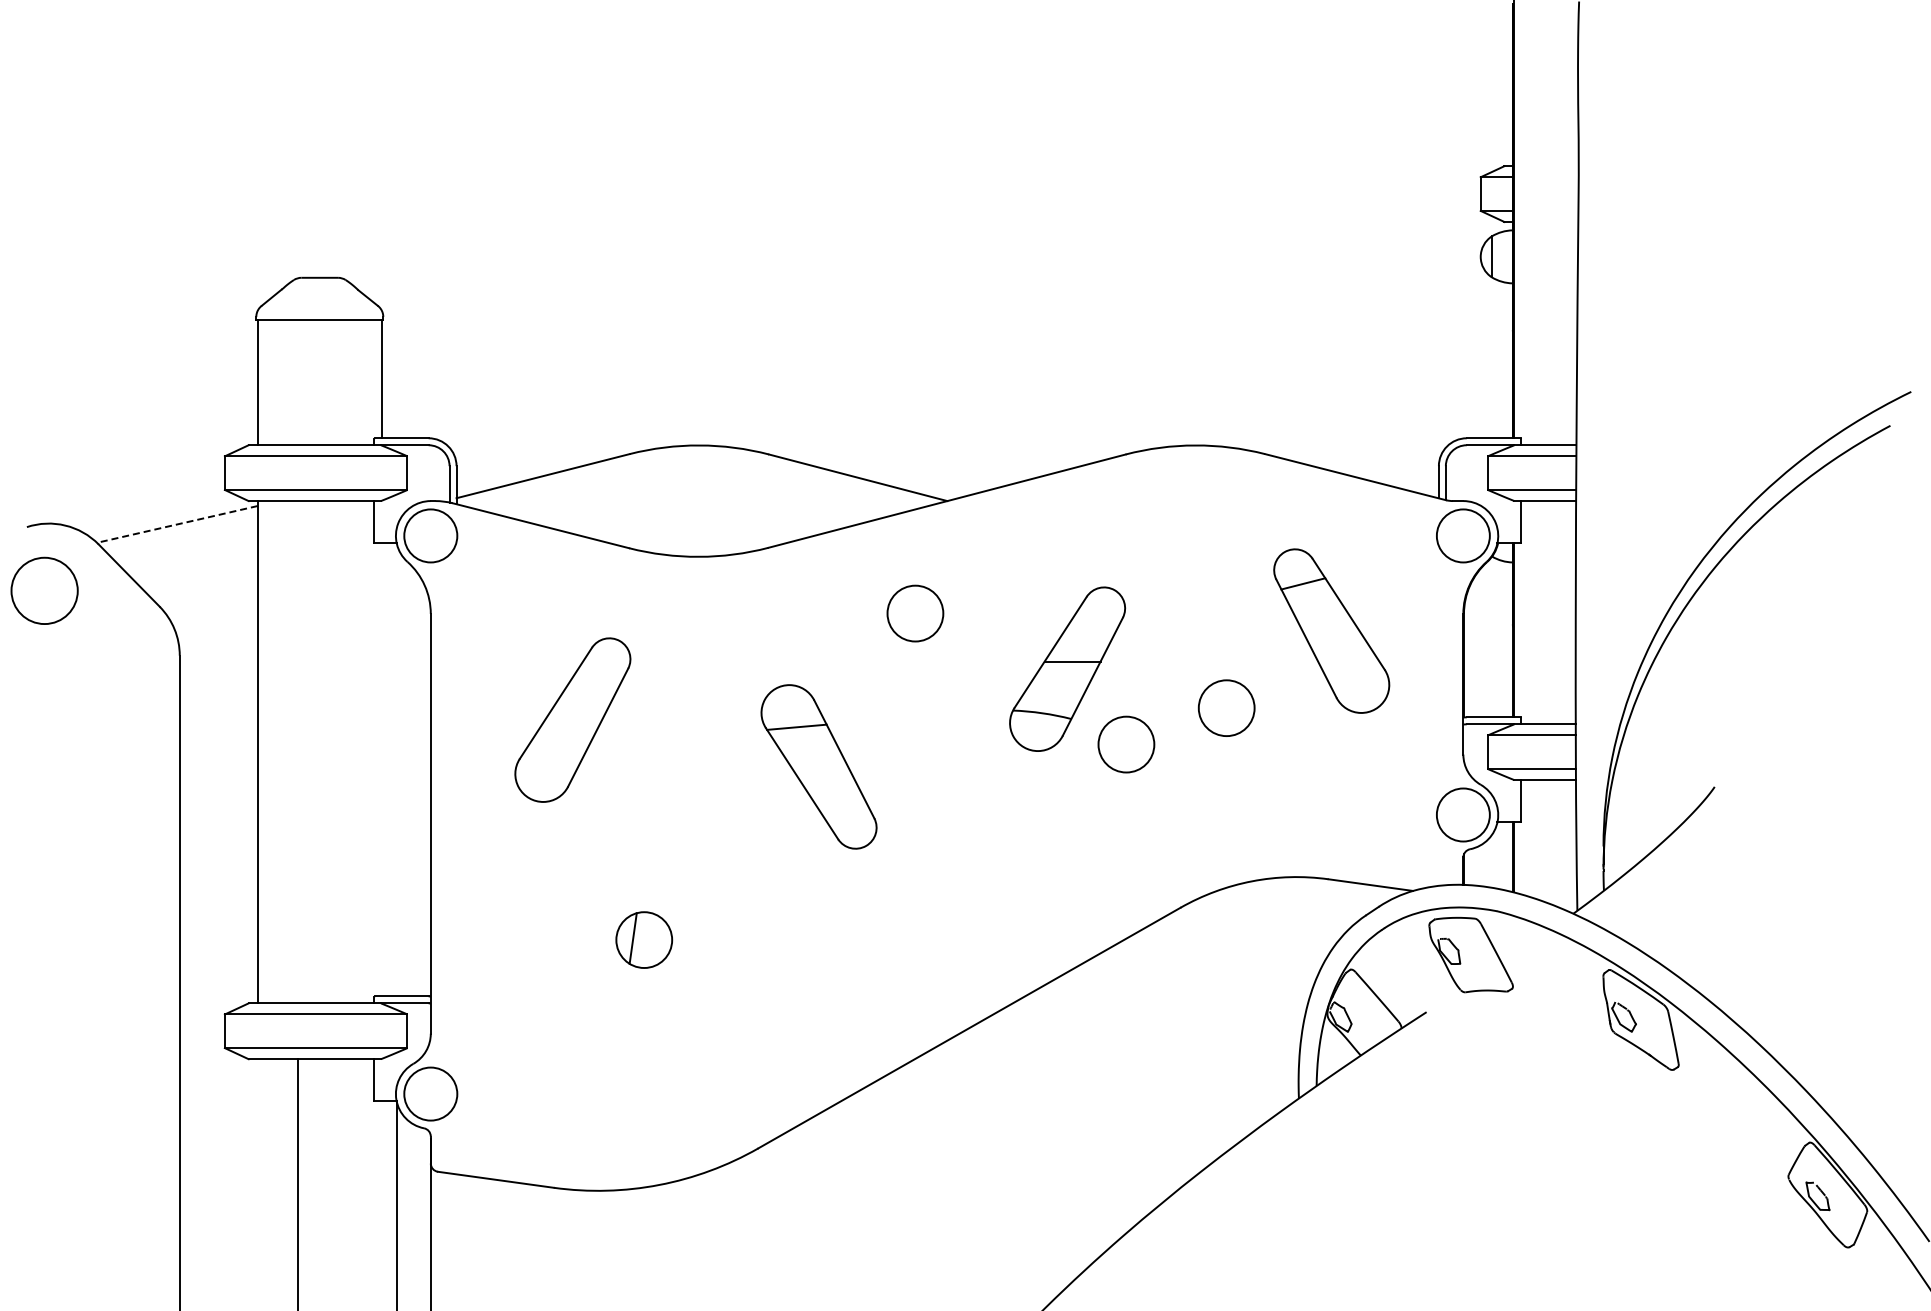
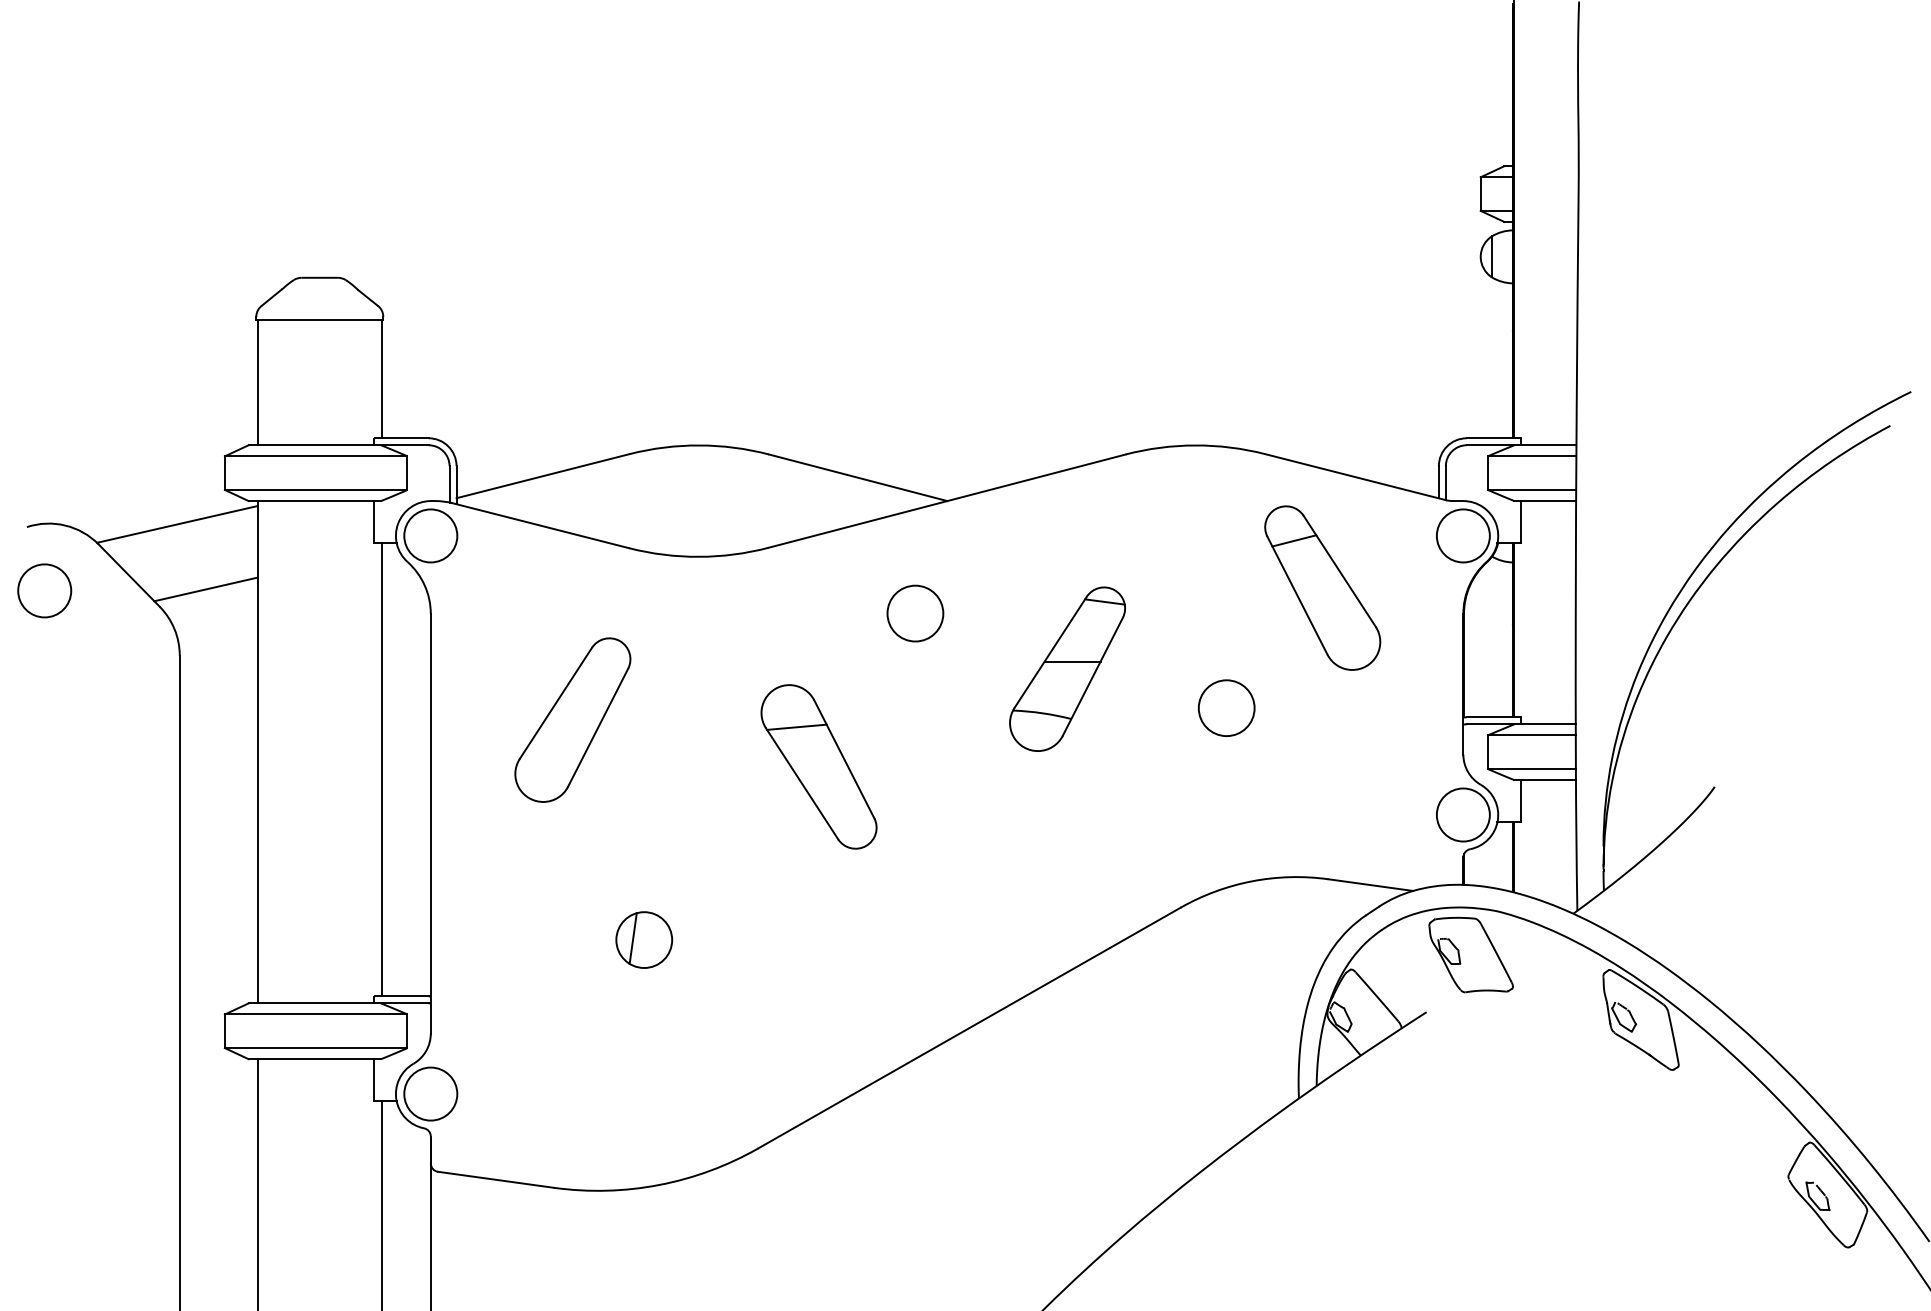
line: dashed -> solid (176, 524)
line: none -> present (205, 589)
circle size: 69x69 px -> 56x56 px (44, 590)
line: none -> present (1104, 601)
part position: (1331, 630) -> (1322, 587) (1322, 587)
circle: present -> none (1126, 744)
line: none -> present (381, 769)
line position: (297, 1183) -> (257, 1183) (257, 1183)
line position: (396, 1204) -> (381, 1204) (381, 1204)
